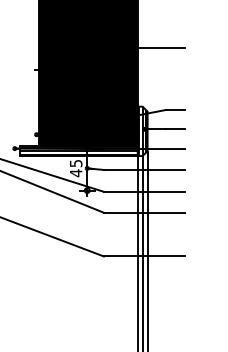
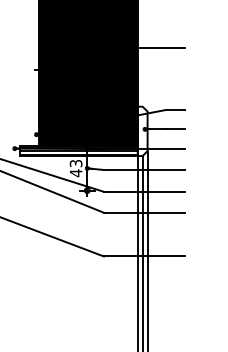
hatch: present -> none (142, 131)
text: 45 -> 43 (75, 163)
